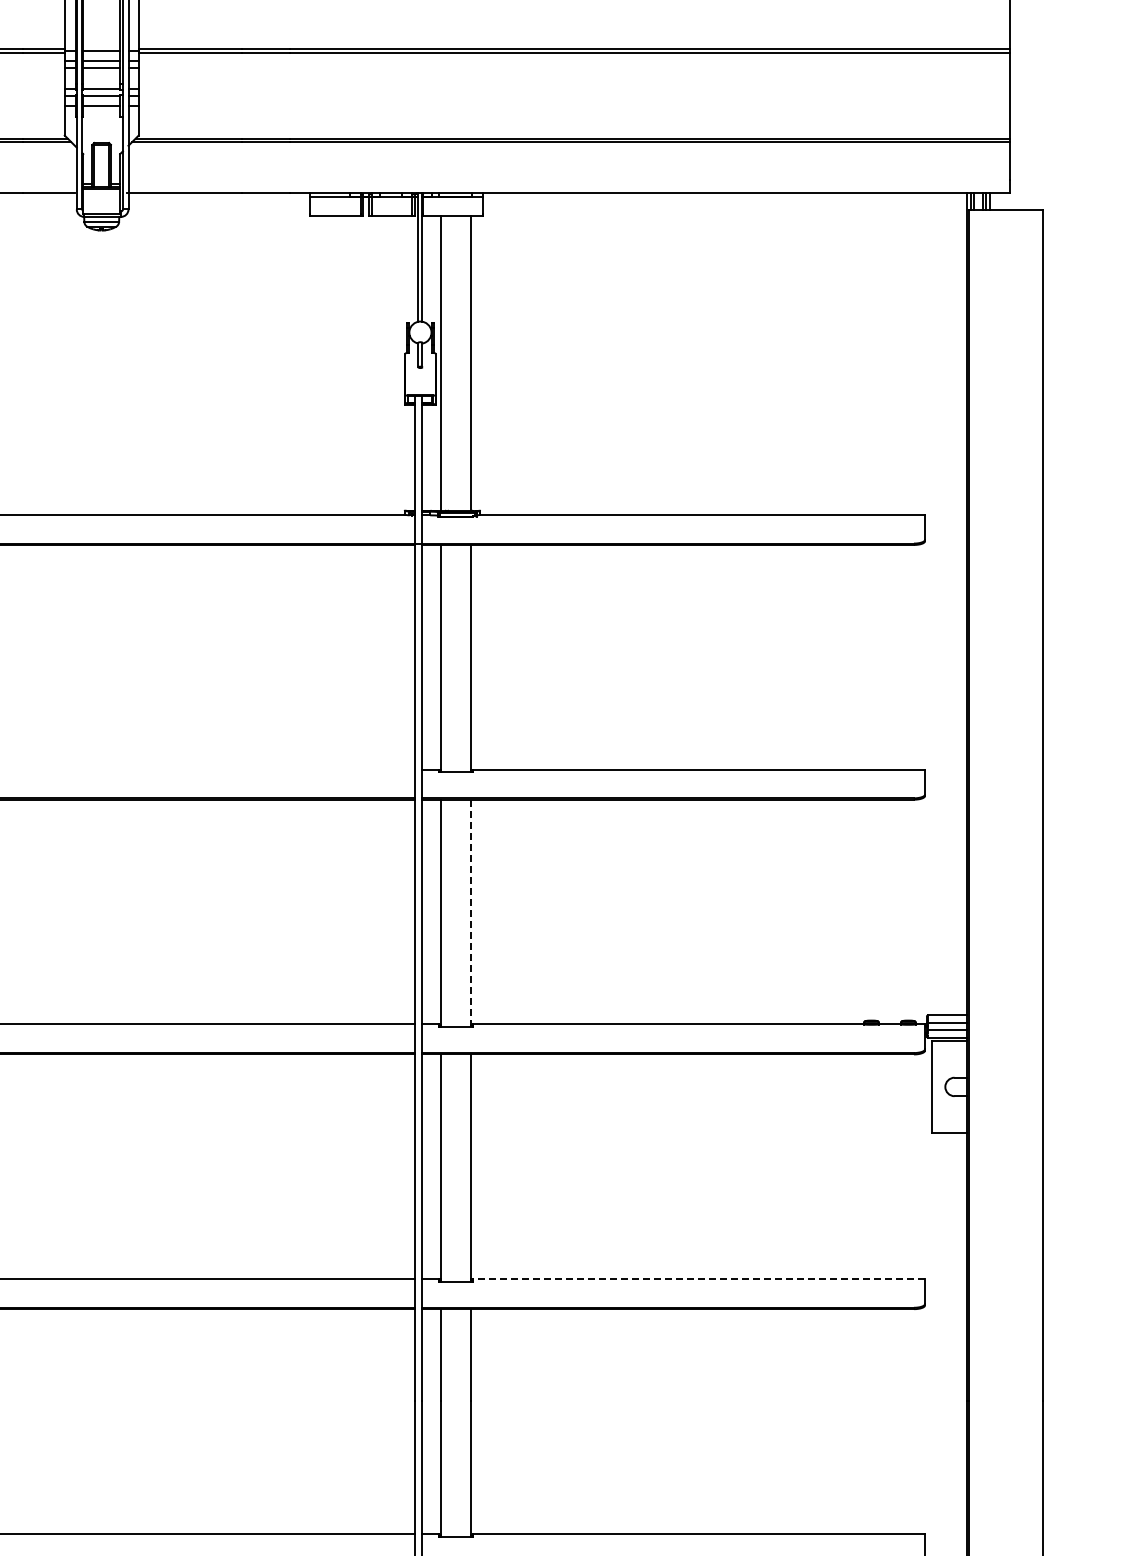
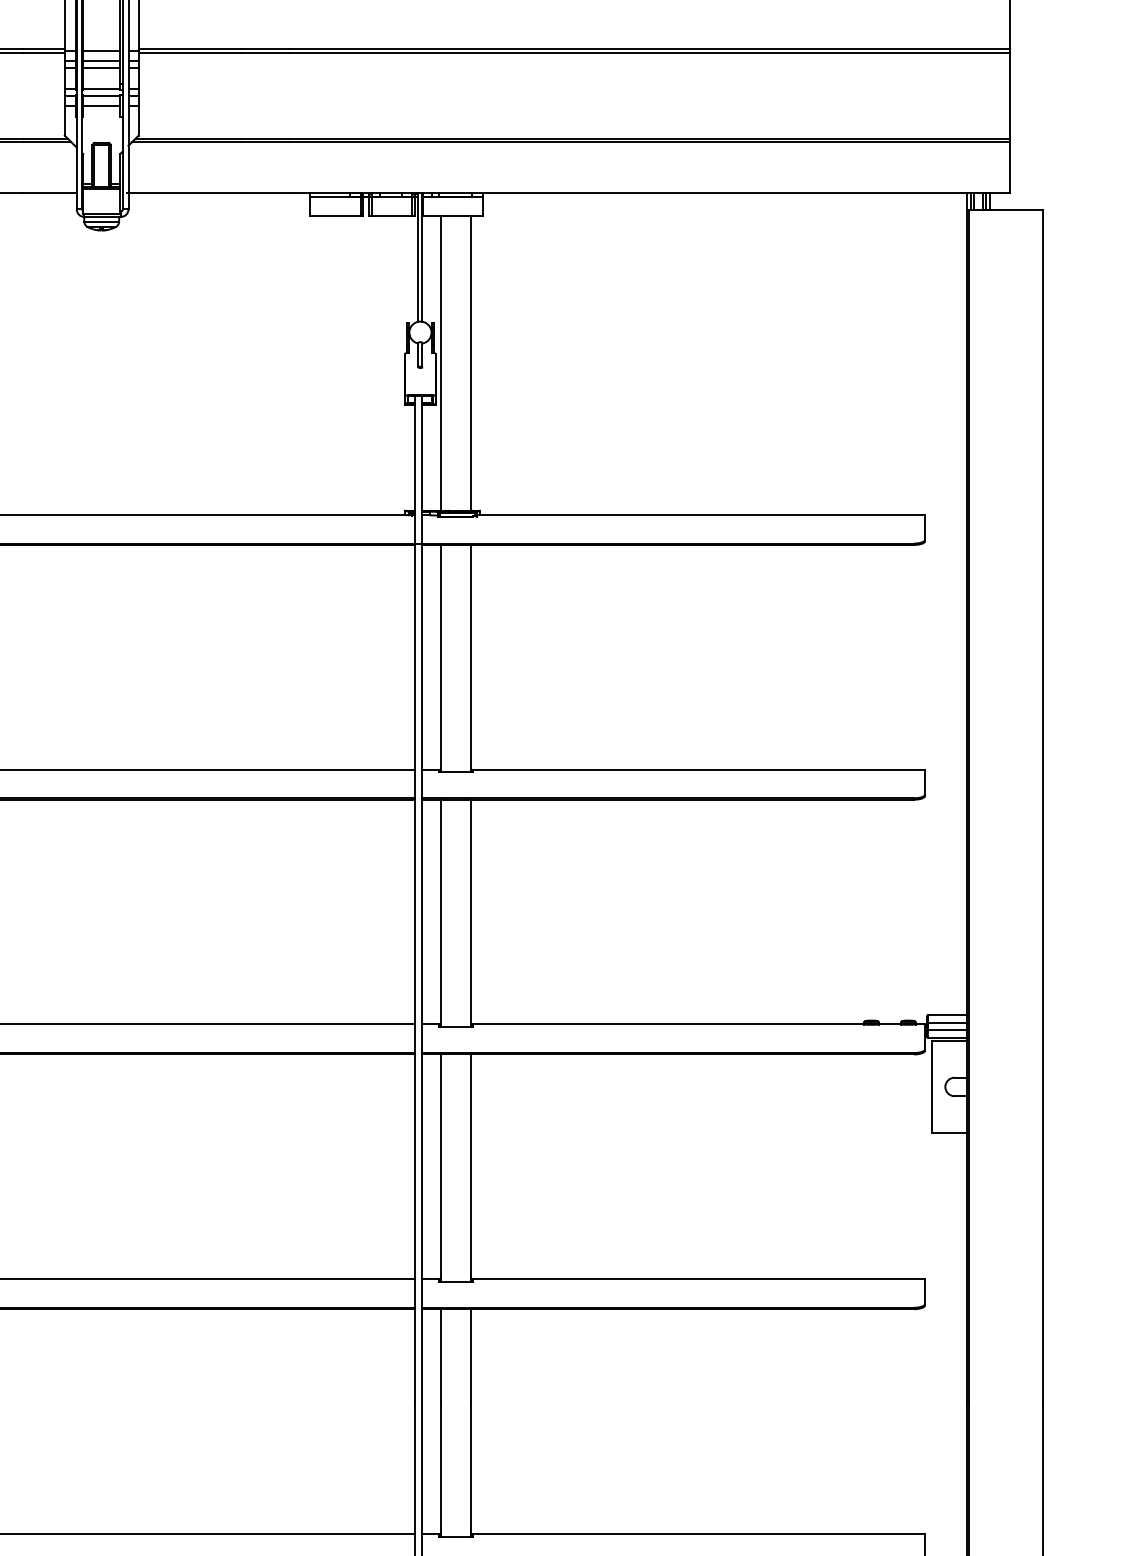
line: none -> present (208, 769)
line: dashed -> solid (470, 913)
line: dashed -> solid (698, 1278)
